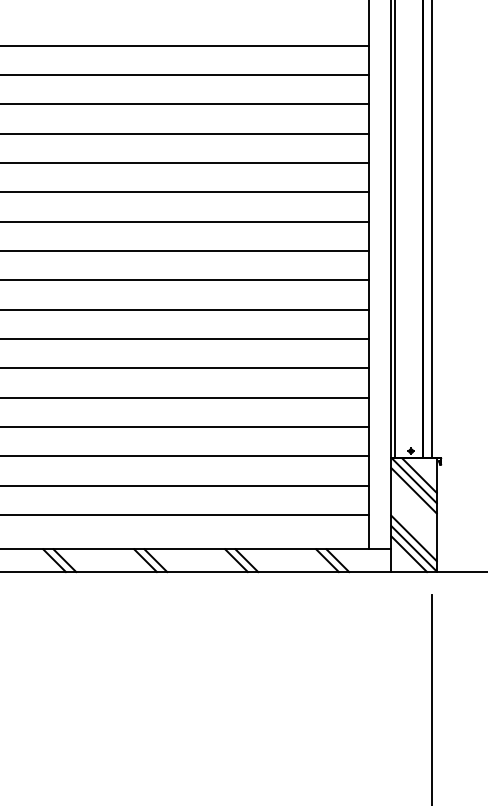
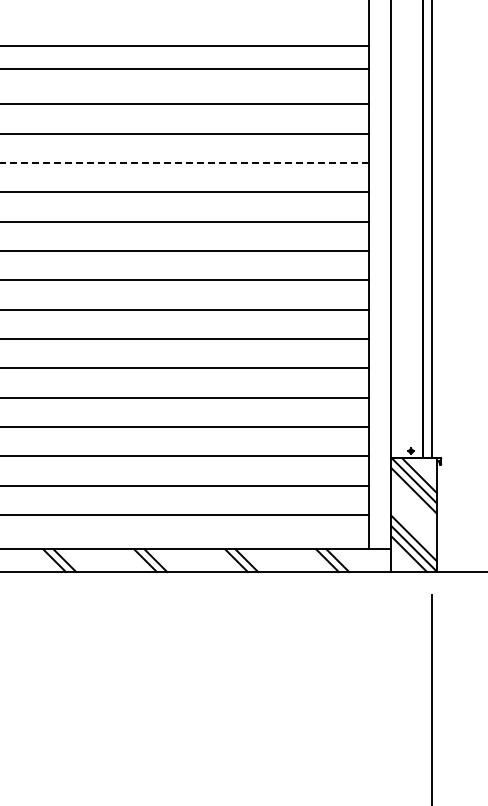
line position: (185, 75) -> (185, 69) (185, 69)
line: solid -> dashed (184, 163)
line: present -> none (395, 230)
